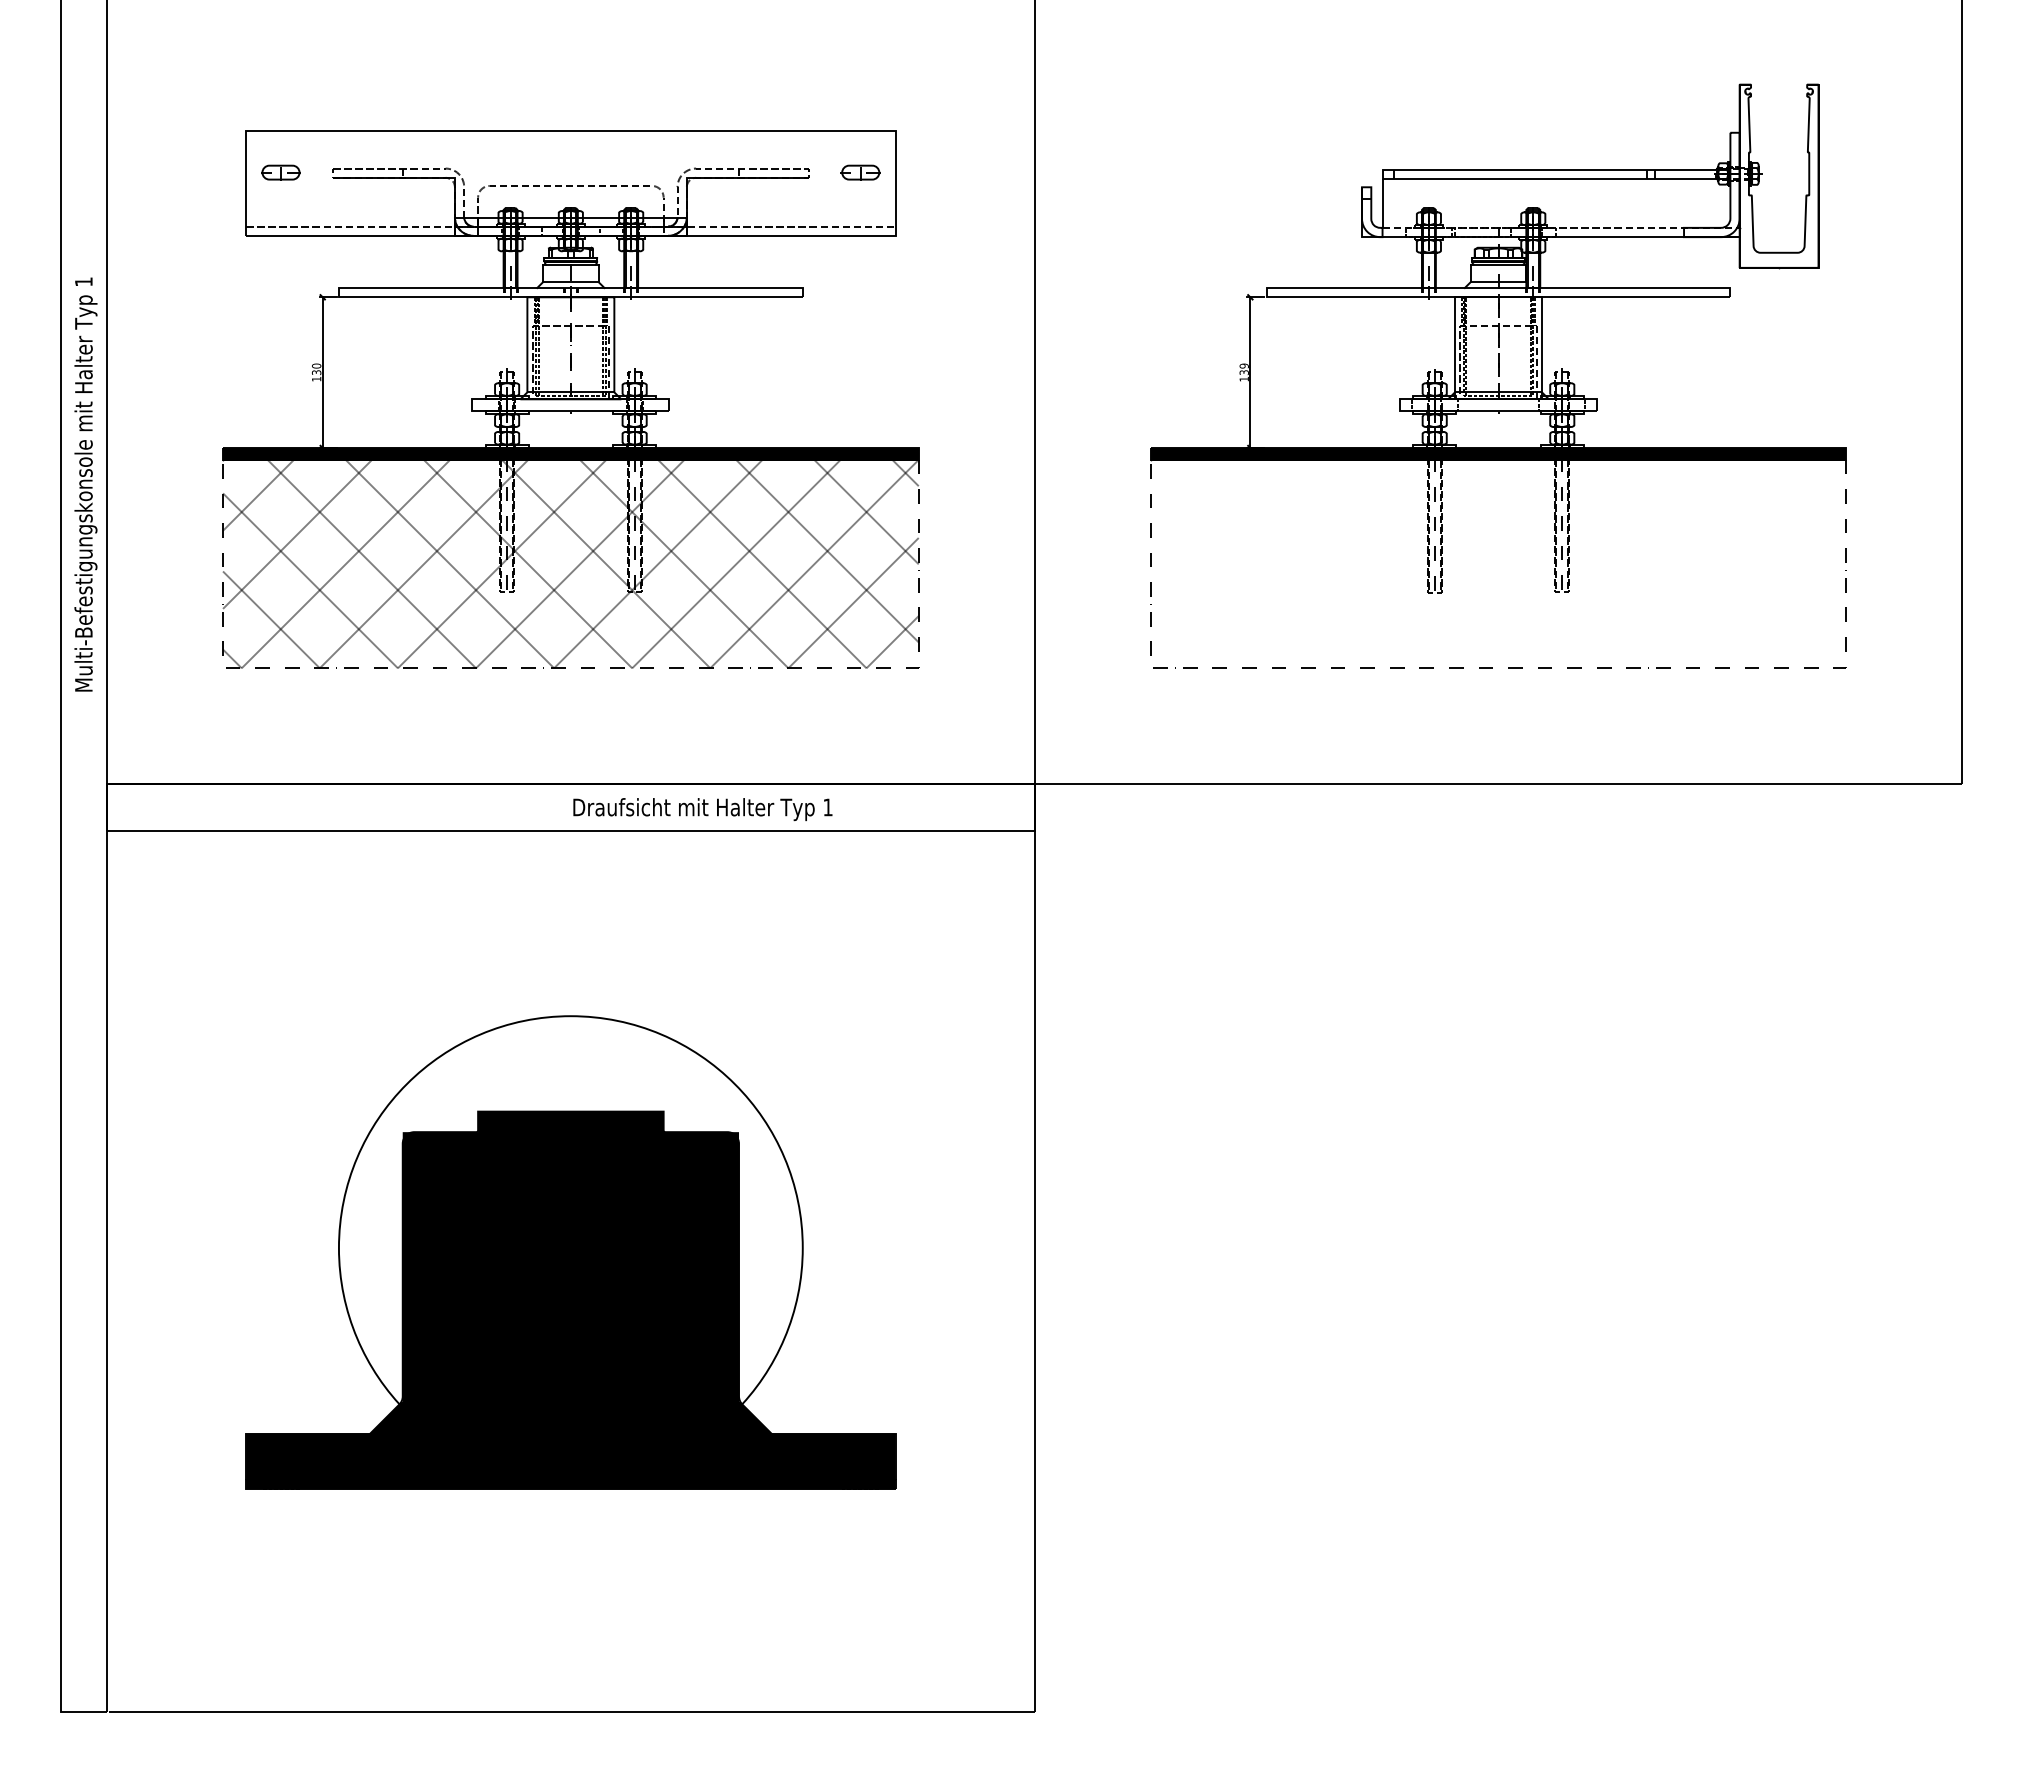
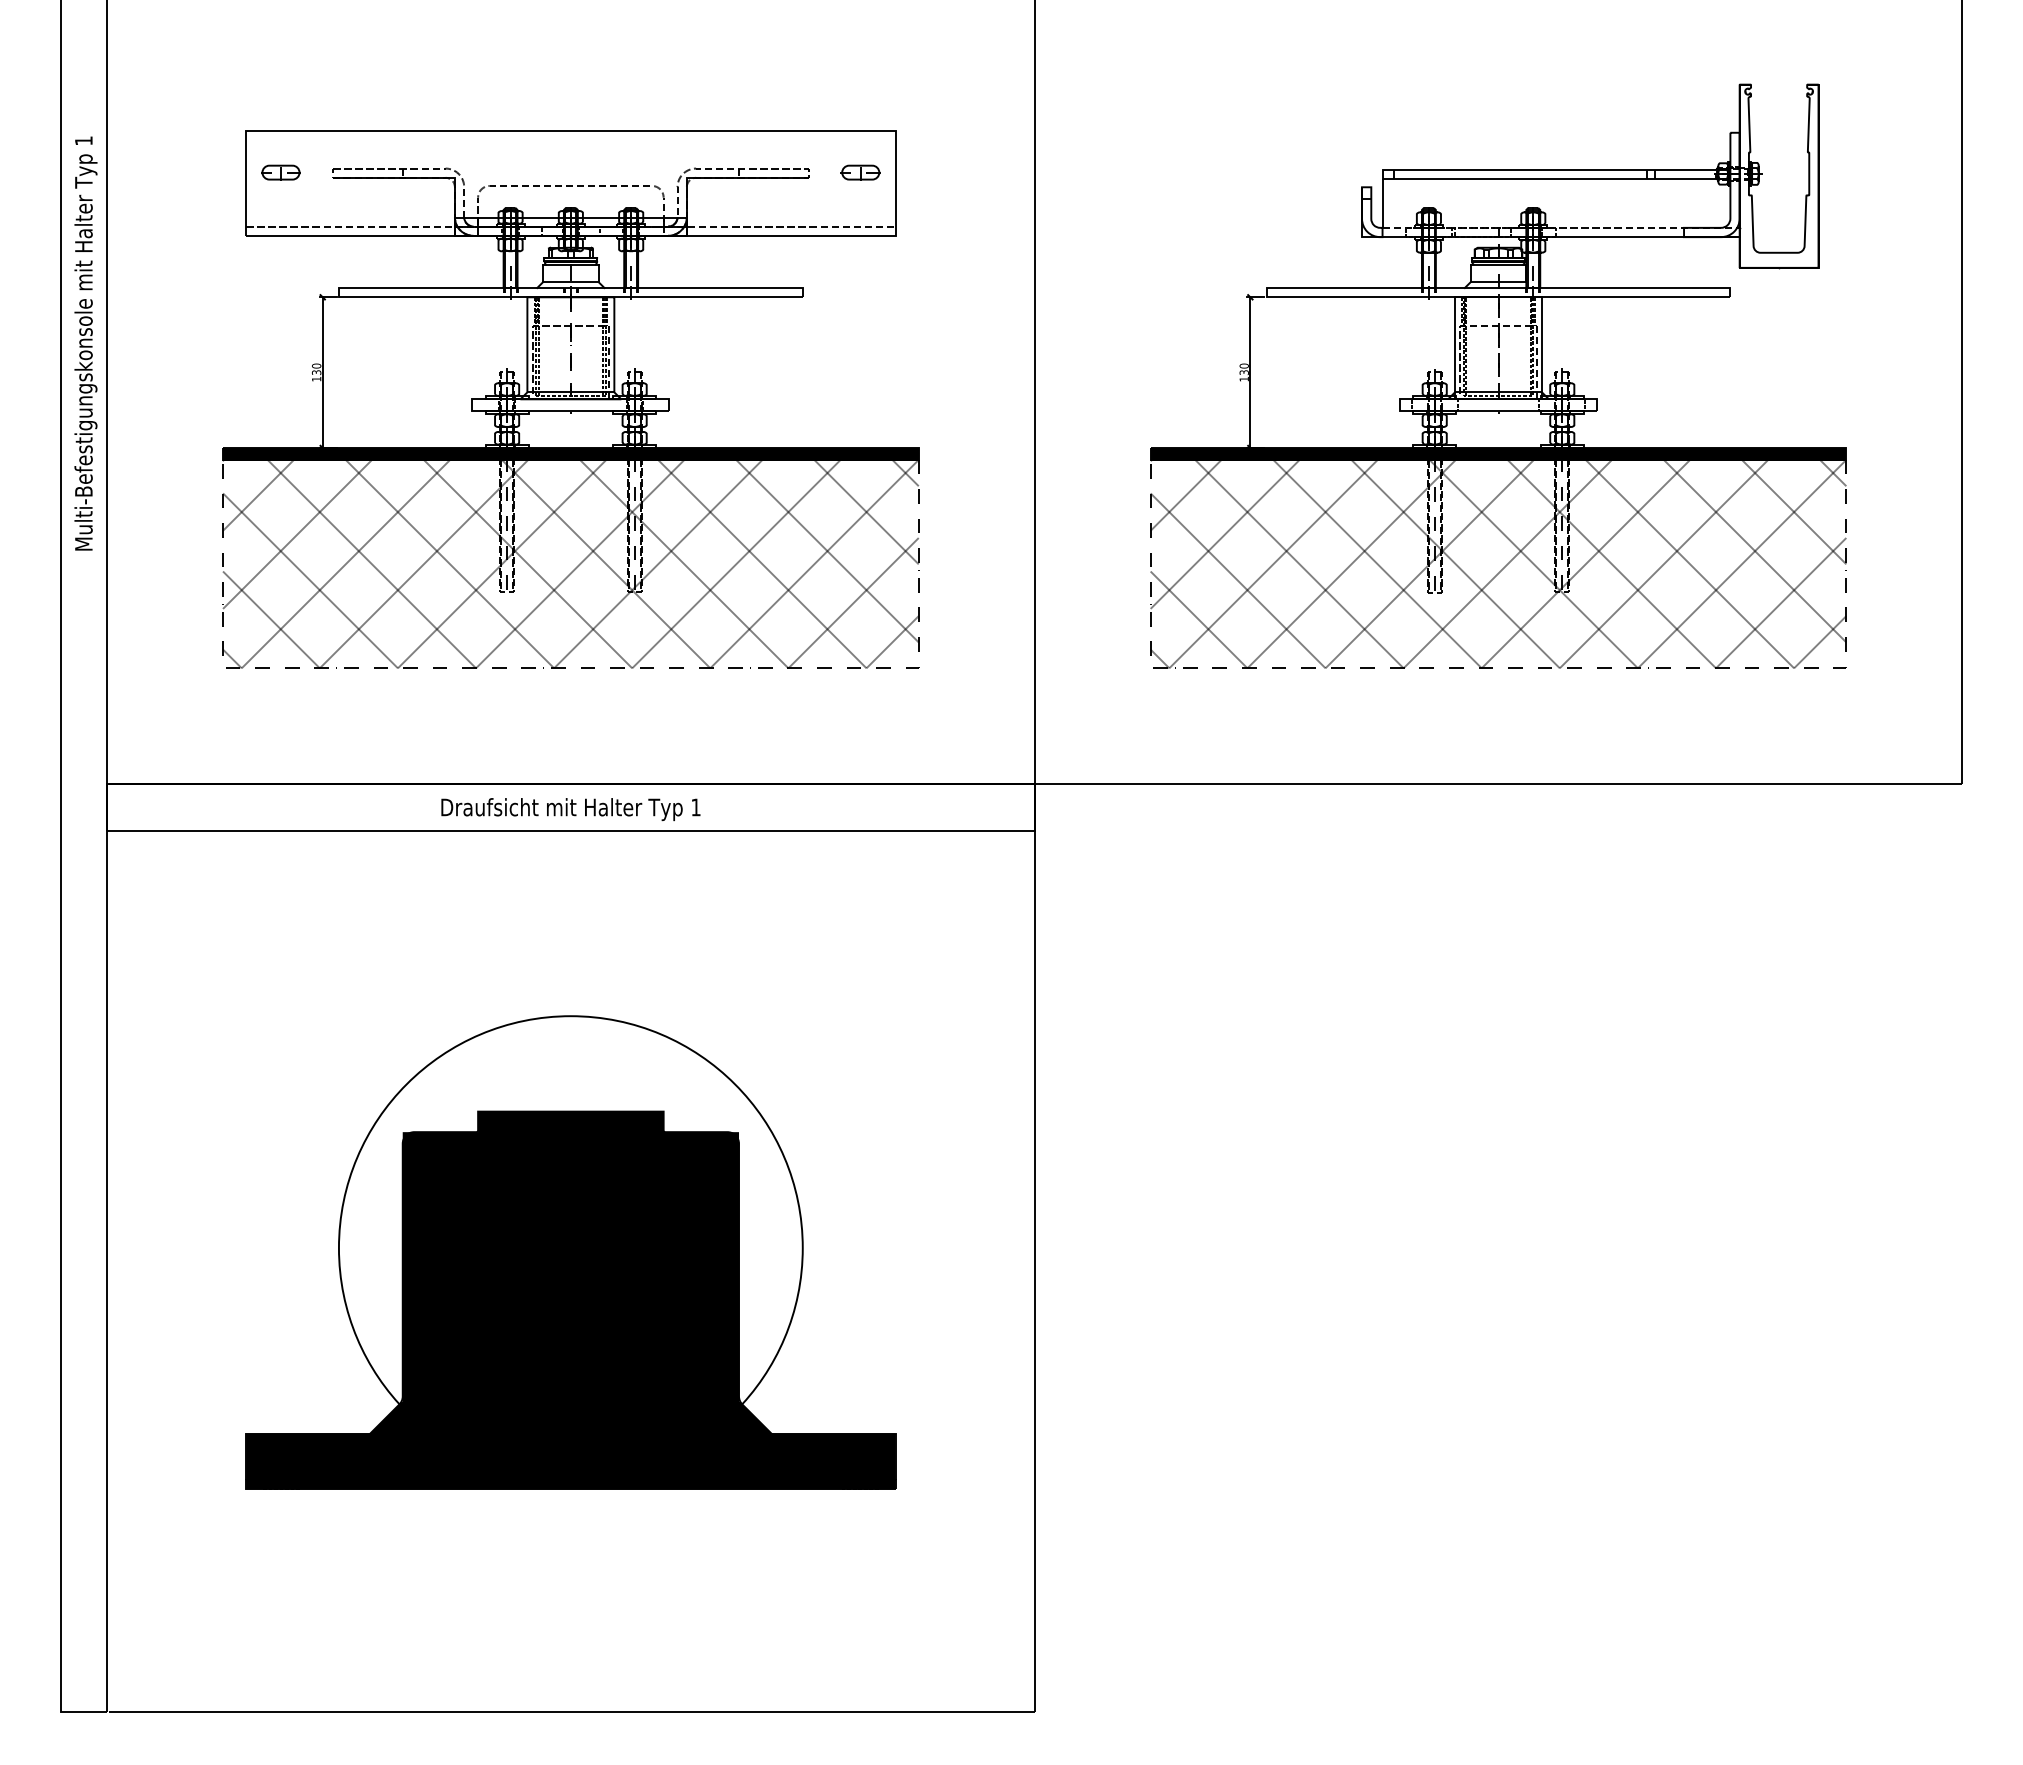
text: 139 -> 130 (1244, 365)
text position: (85, 484) -> (85, 343) (85, 343)
hatch: none -> present (1498, 563)
text position: (702, 809) -> (570, 809) (570, 809)
